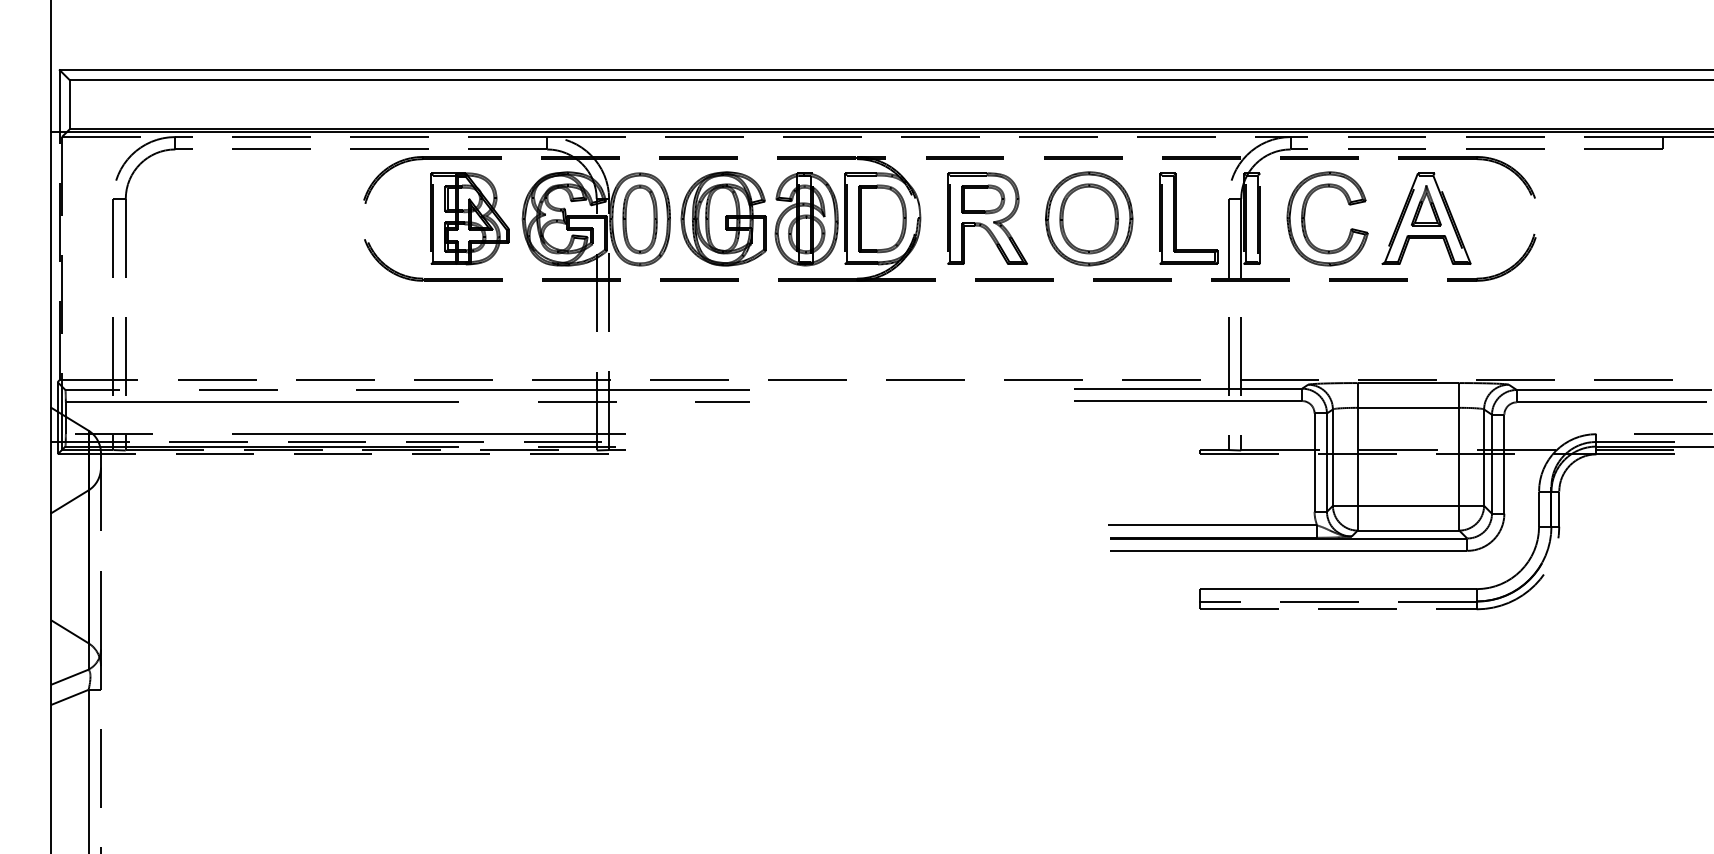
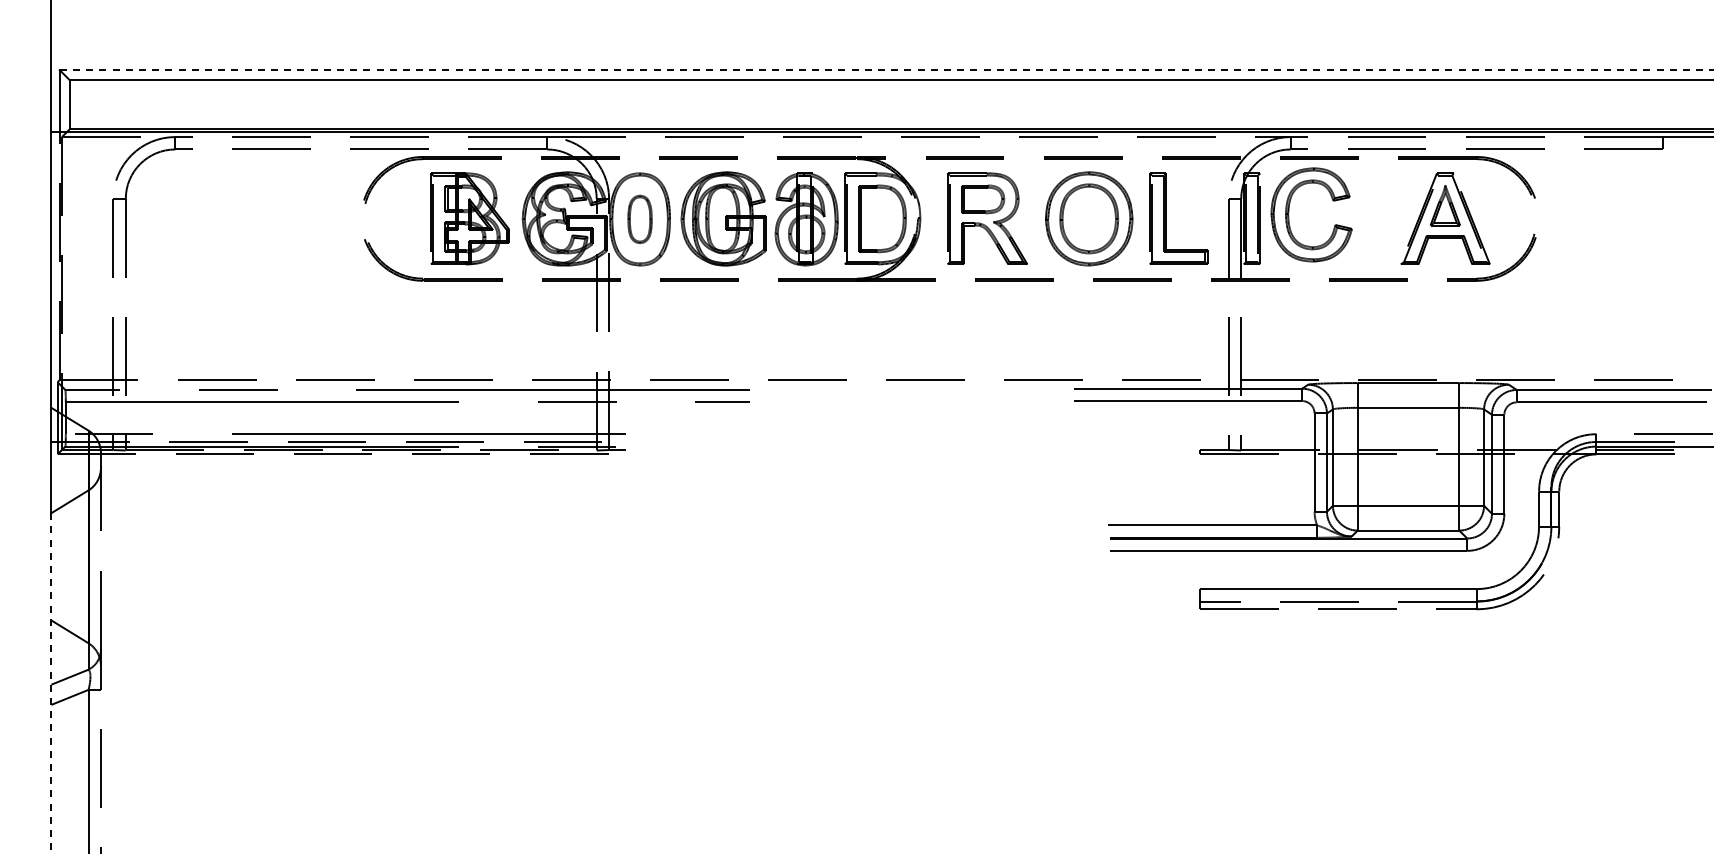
line: solid -> dashed (887, 70)
part position: (1176, 218) -> (1166, 218) (1166, 218)
part position: (1426, 218) -> (1445, 218) (1445, 218)
part size: 36x71 px -> 26x51 px (639, 219)
part position: (1305, 219) -> (1289, 215) (1289, 215)
line: solid -> dashed (51, 683)
